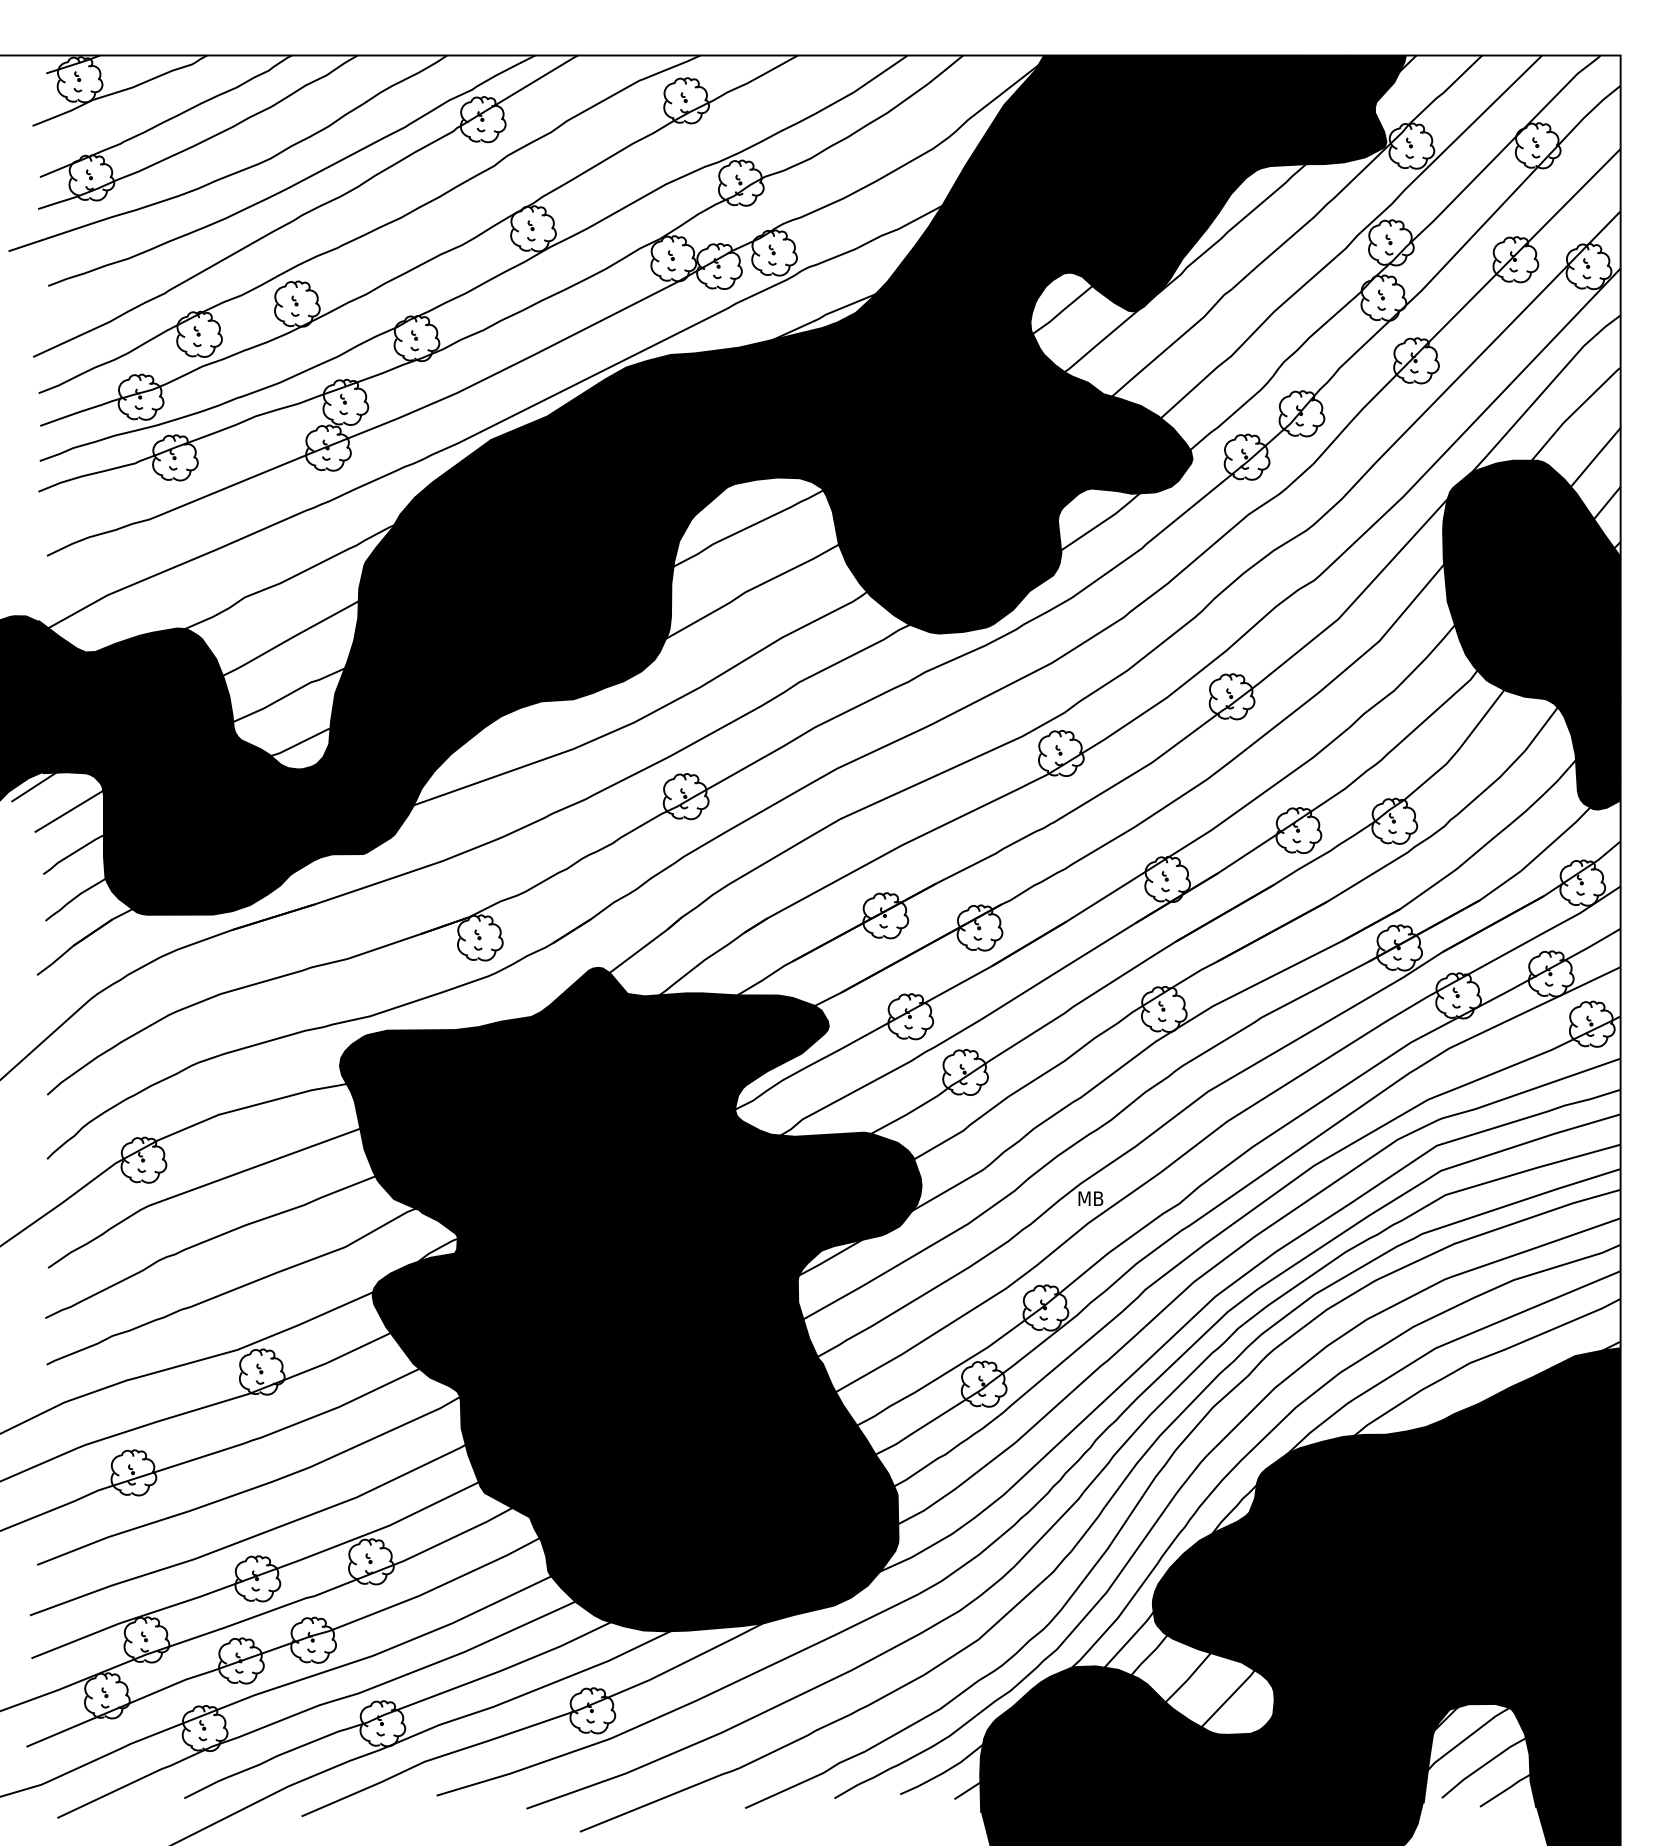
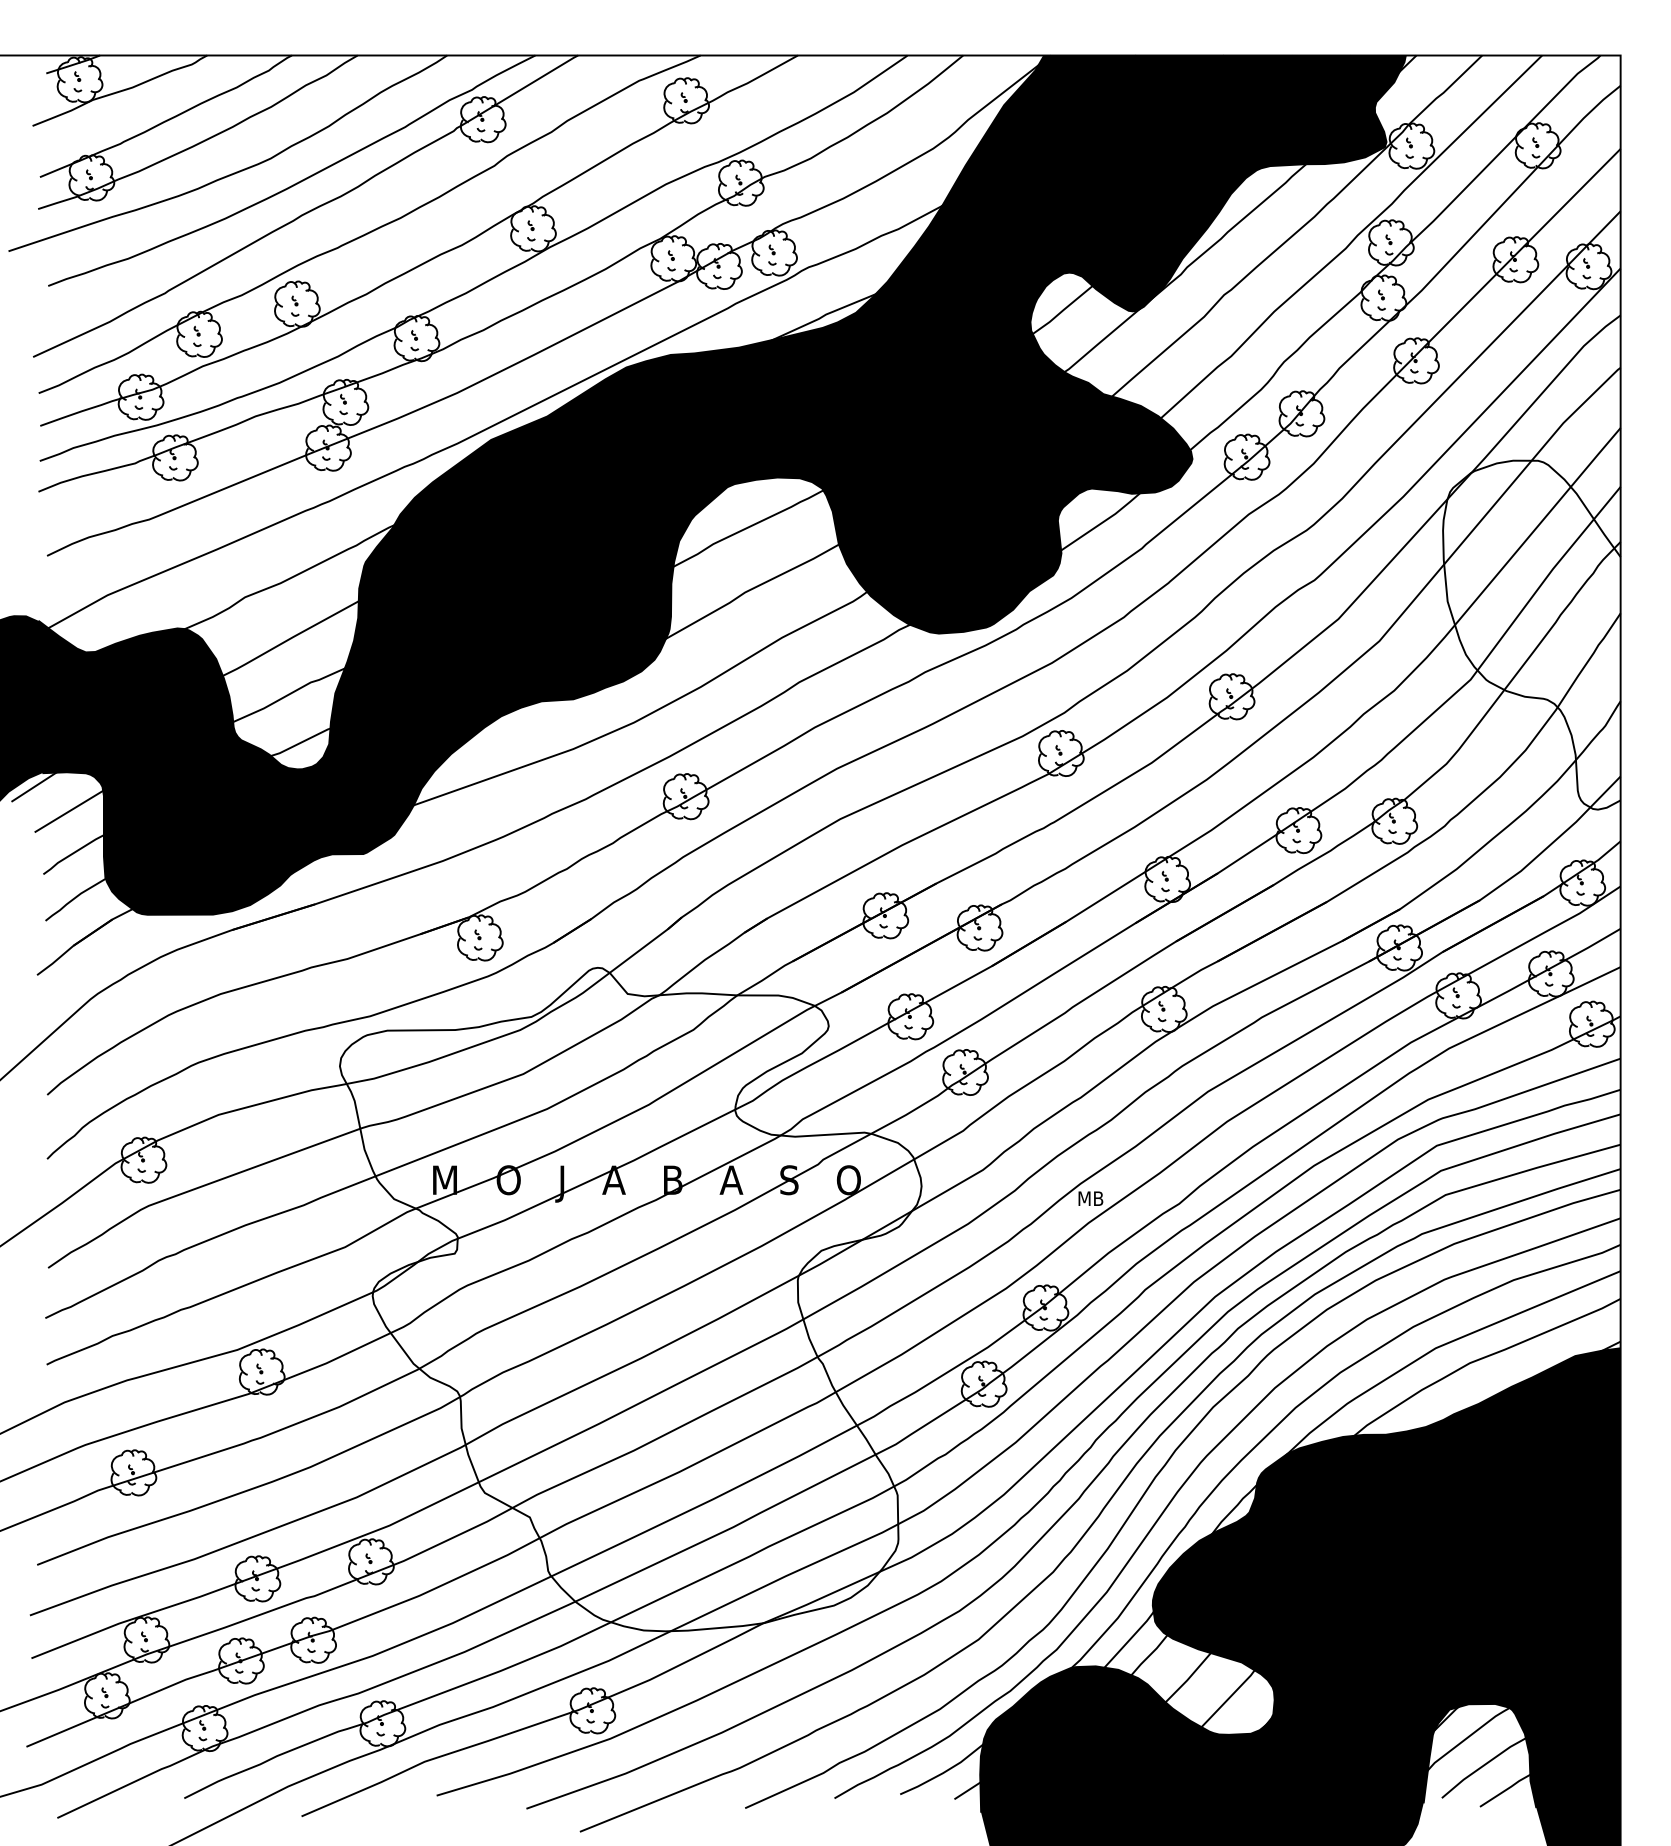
fill: present -> none (1531, 634)
fill: present -> none (630, 1299)
